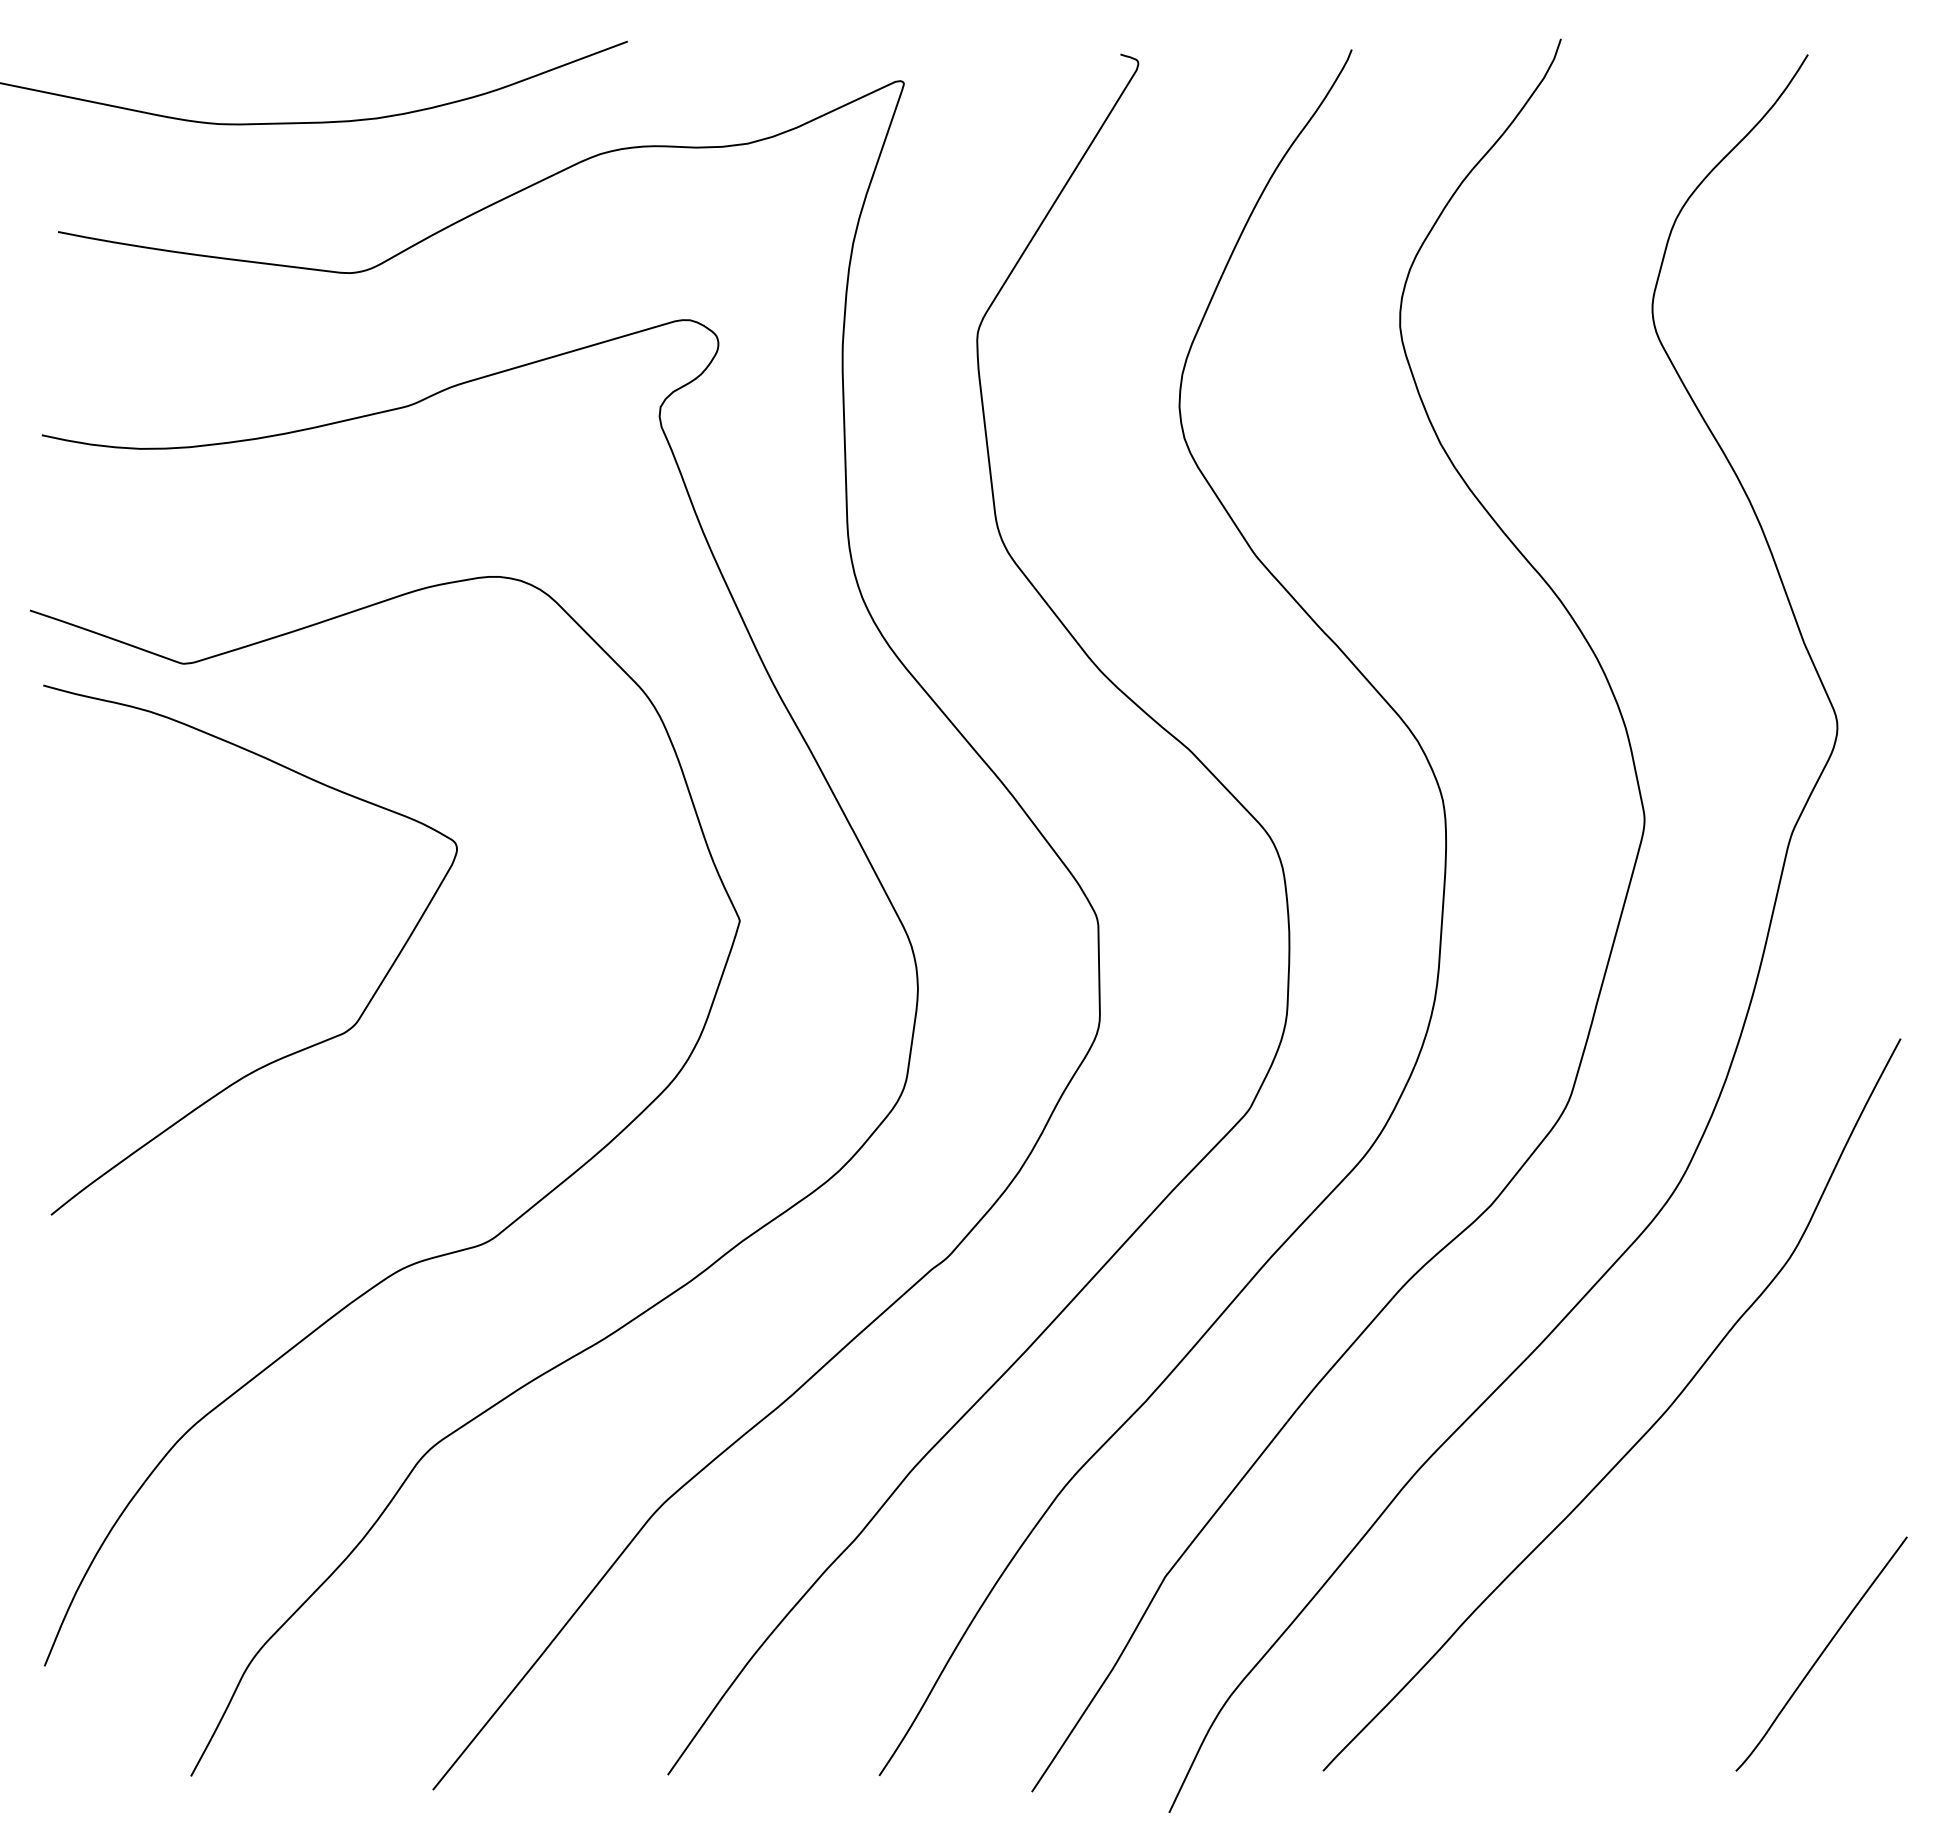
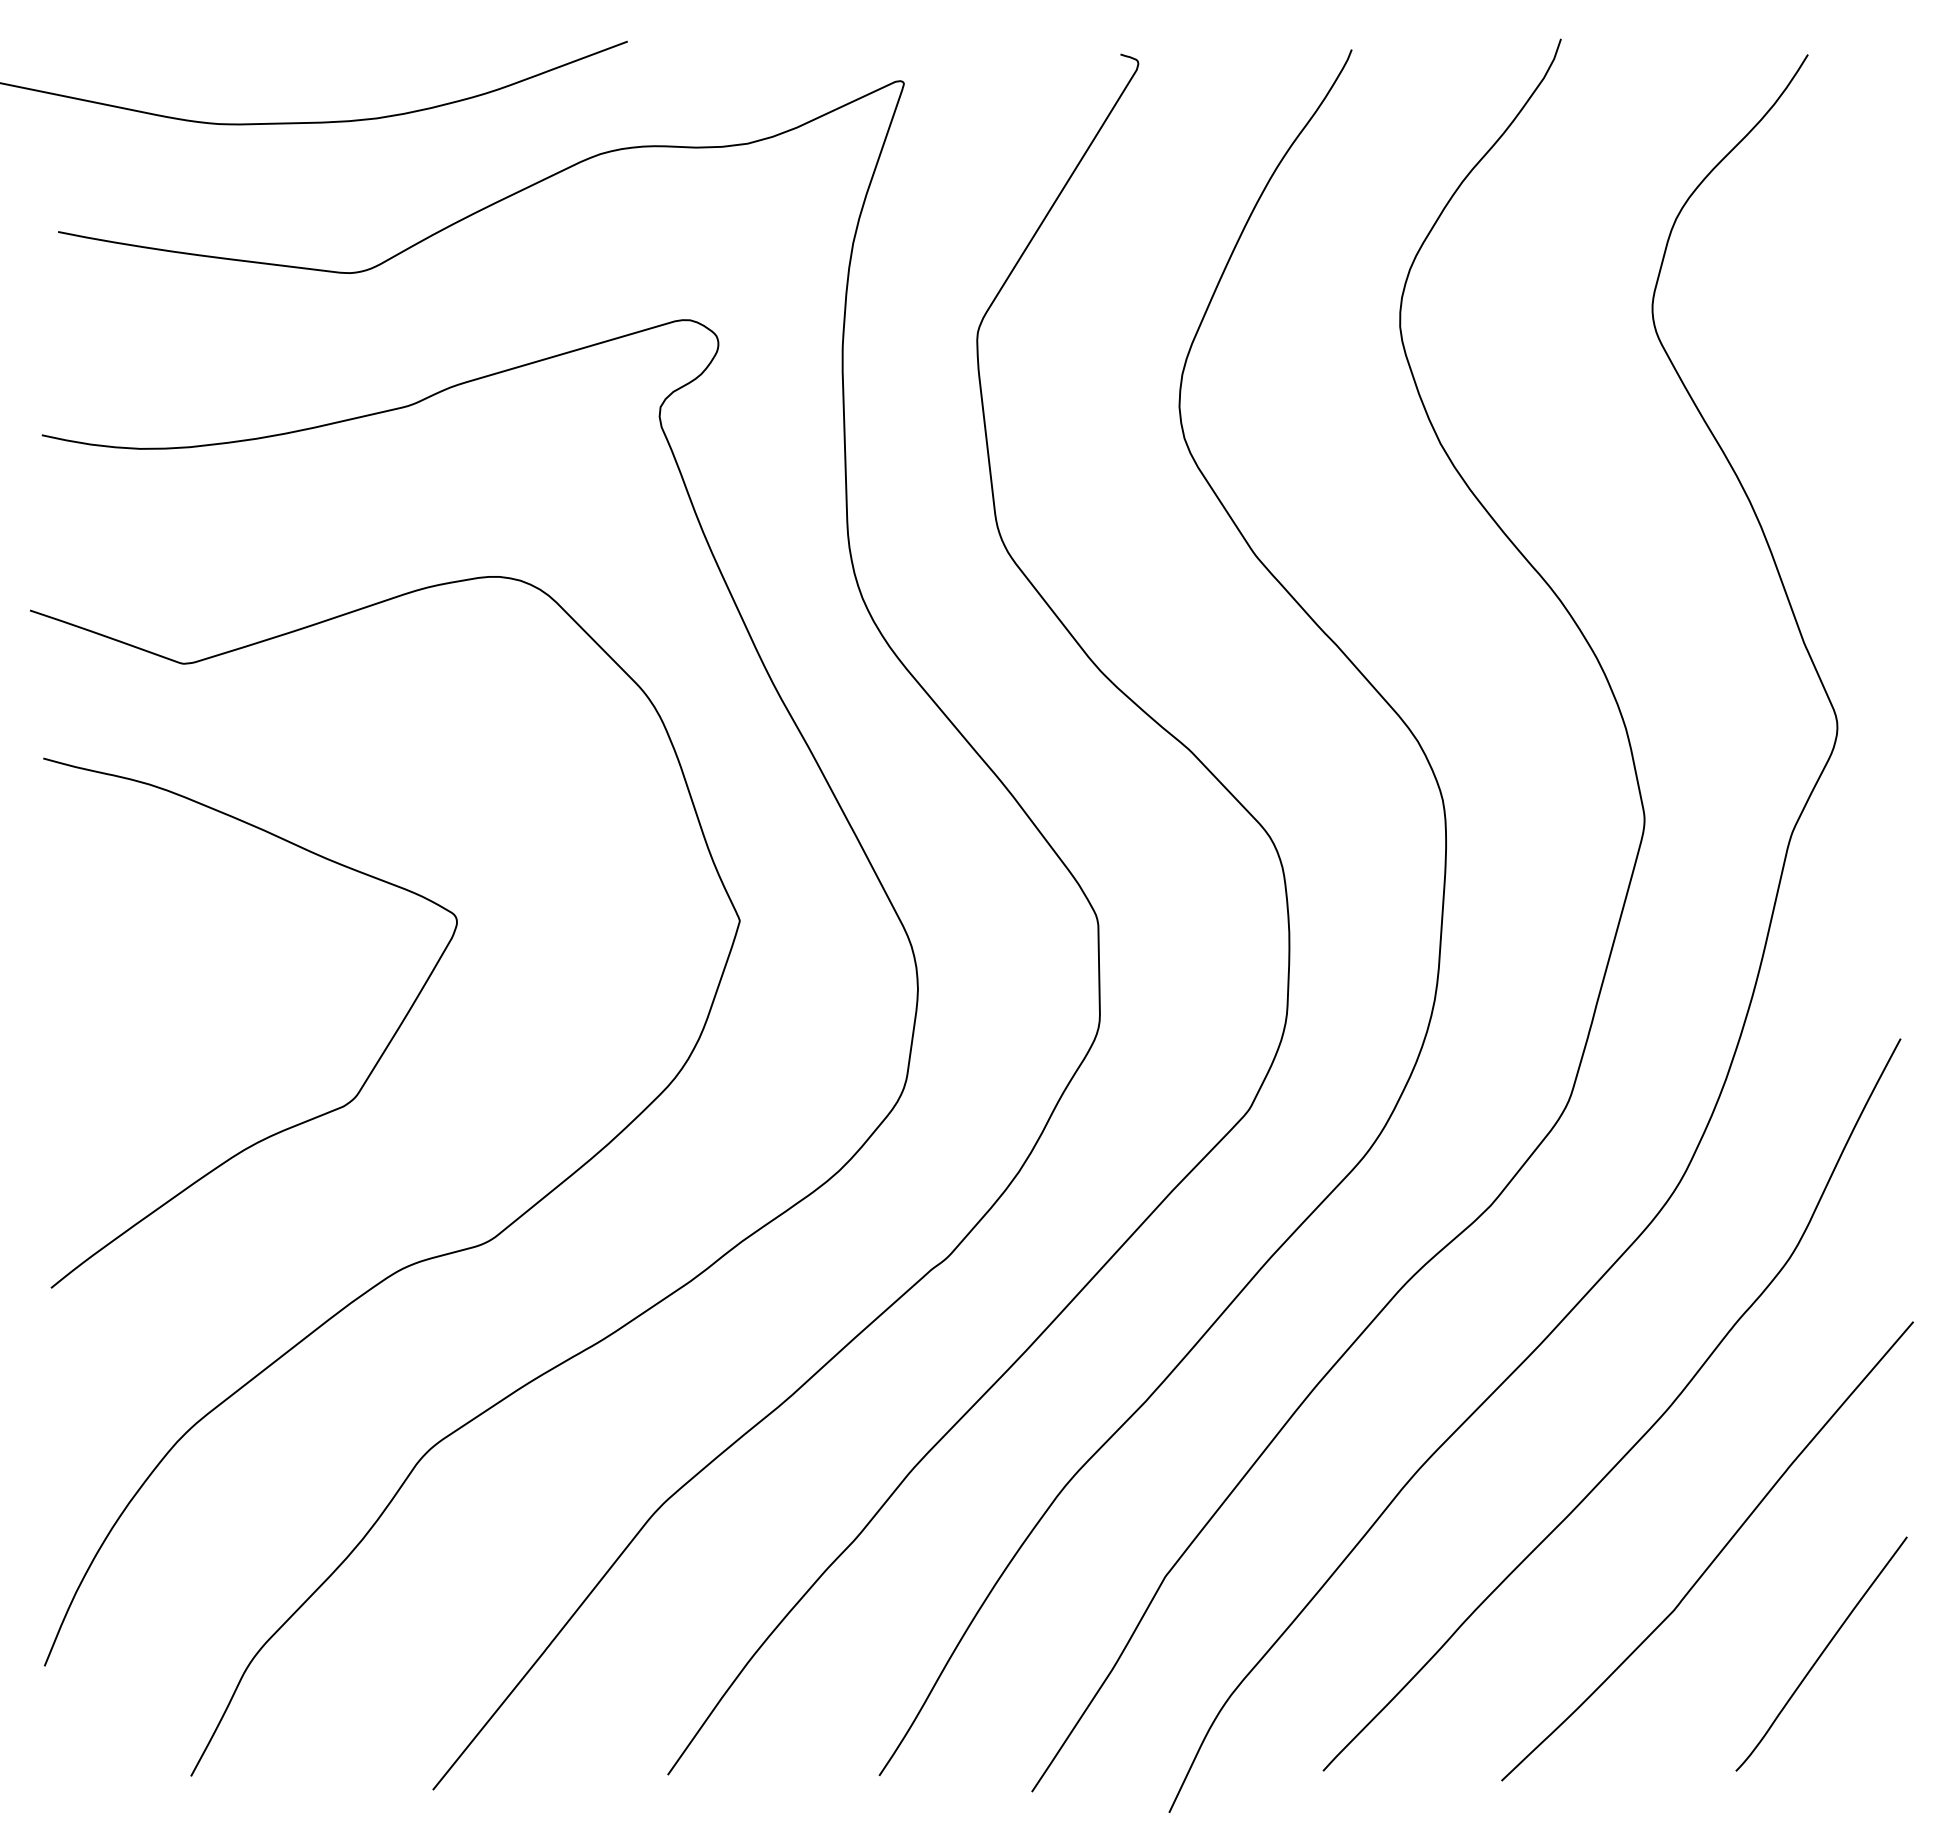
curve position: (290, 1053) -> (290, 1126) (290, 1126)
curve: none -> present (1715, 1556)
